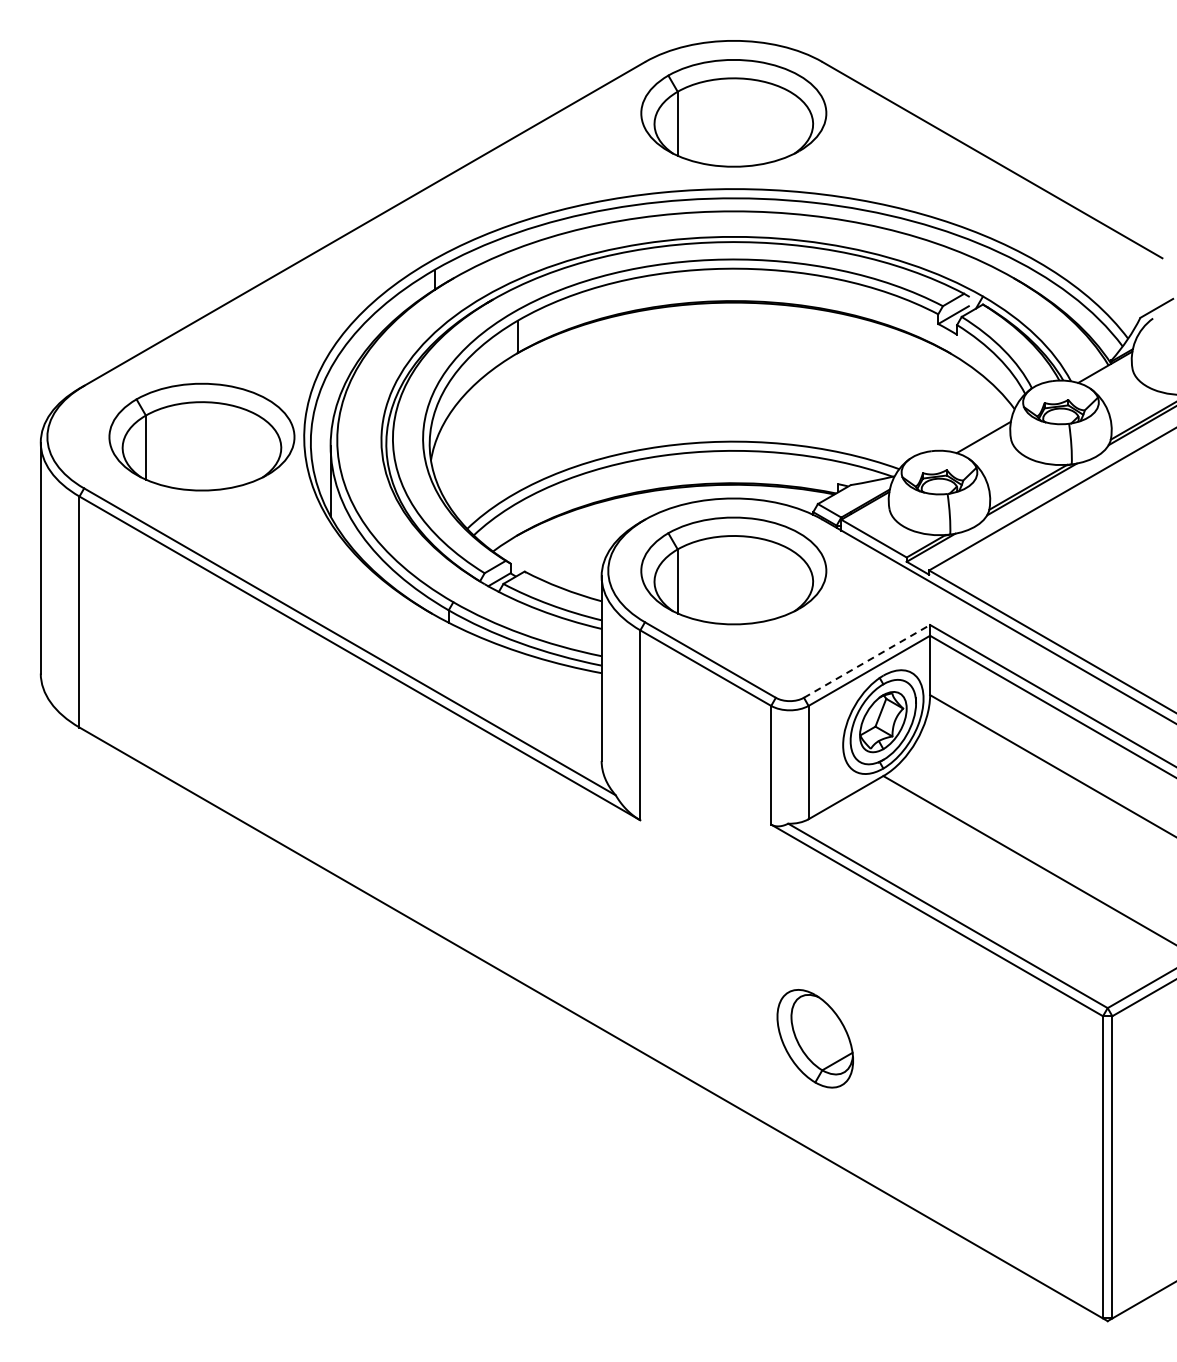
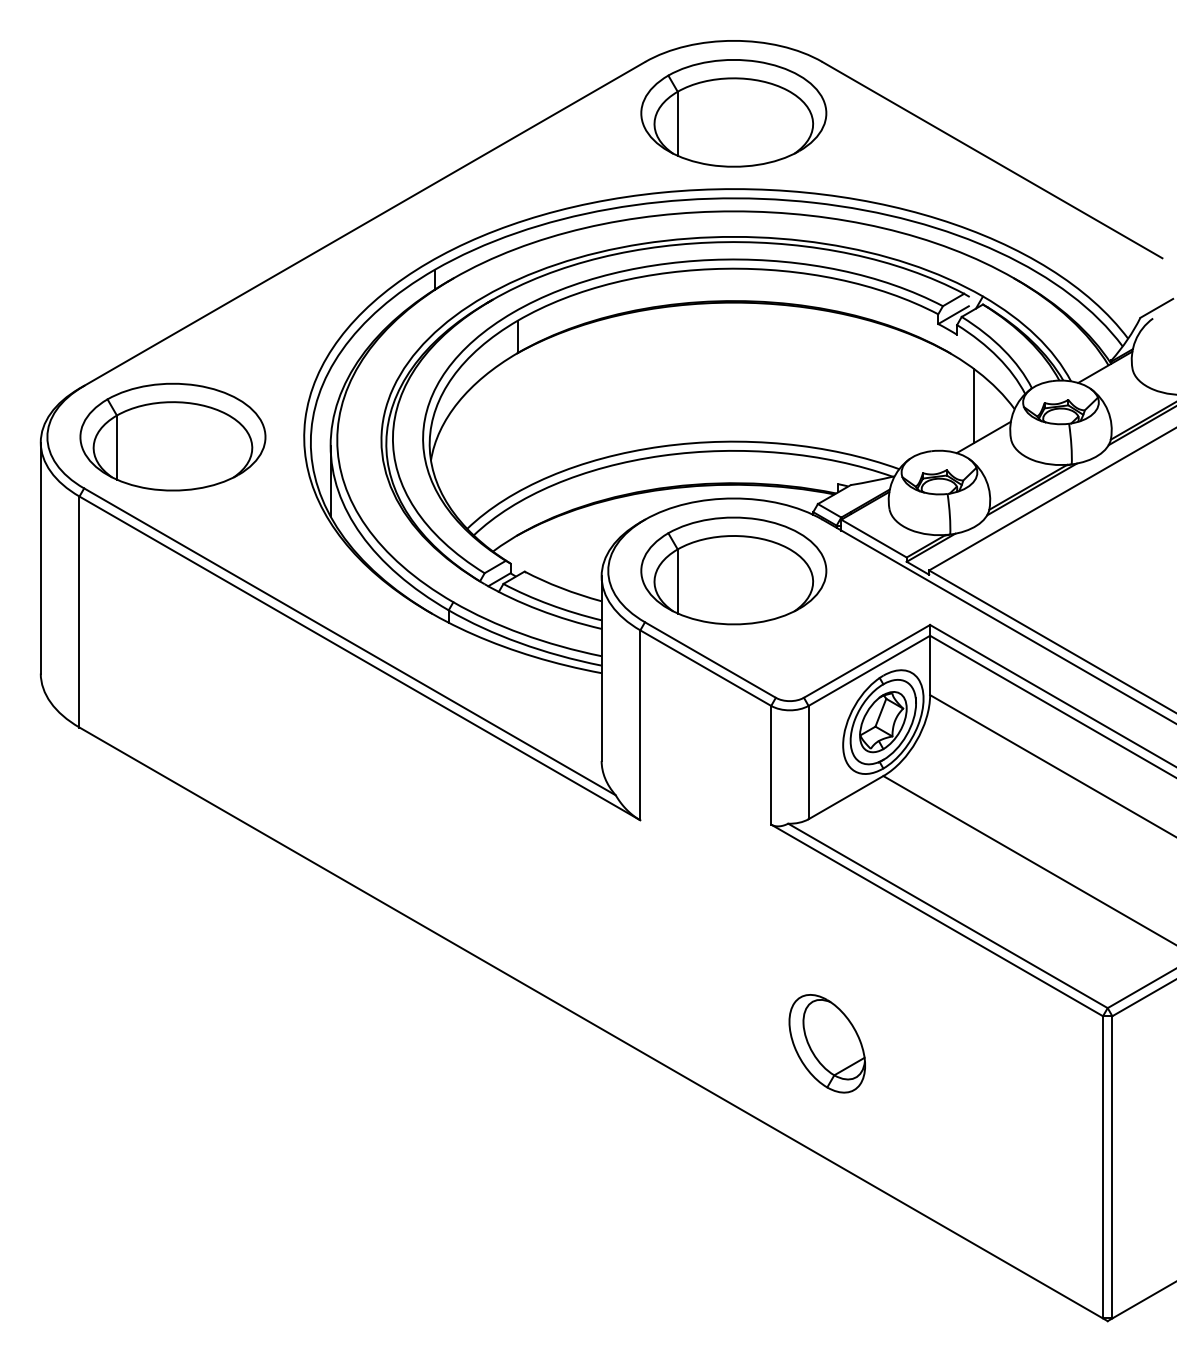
line: none -> present (973, 405)
part position: (201, 436) -> (172, 436) (172, 436)
line: dashed -> solid (867, 661)
part position: (814, 1038) -> (826, 1043) (826, 1043)
